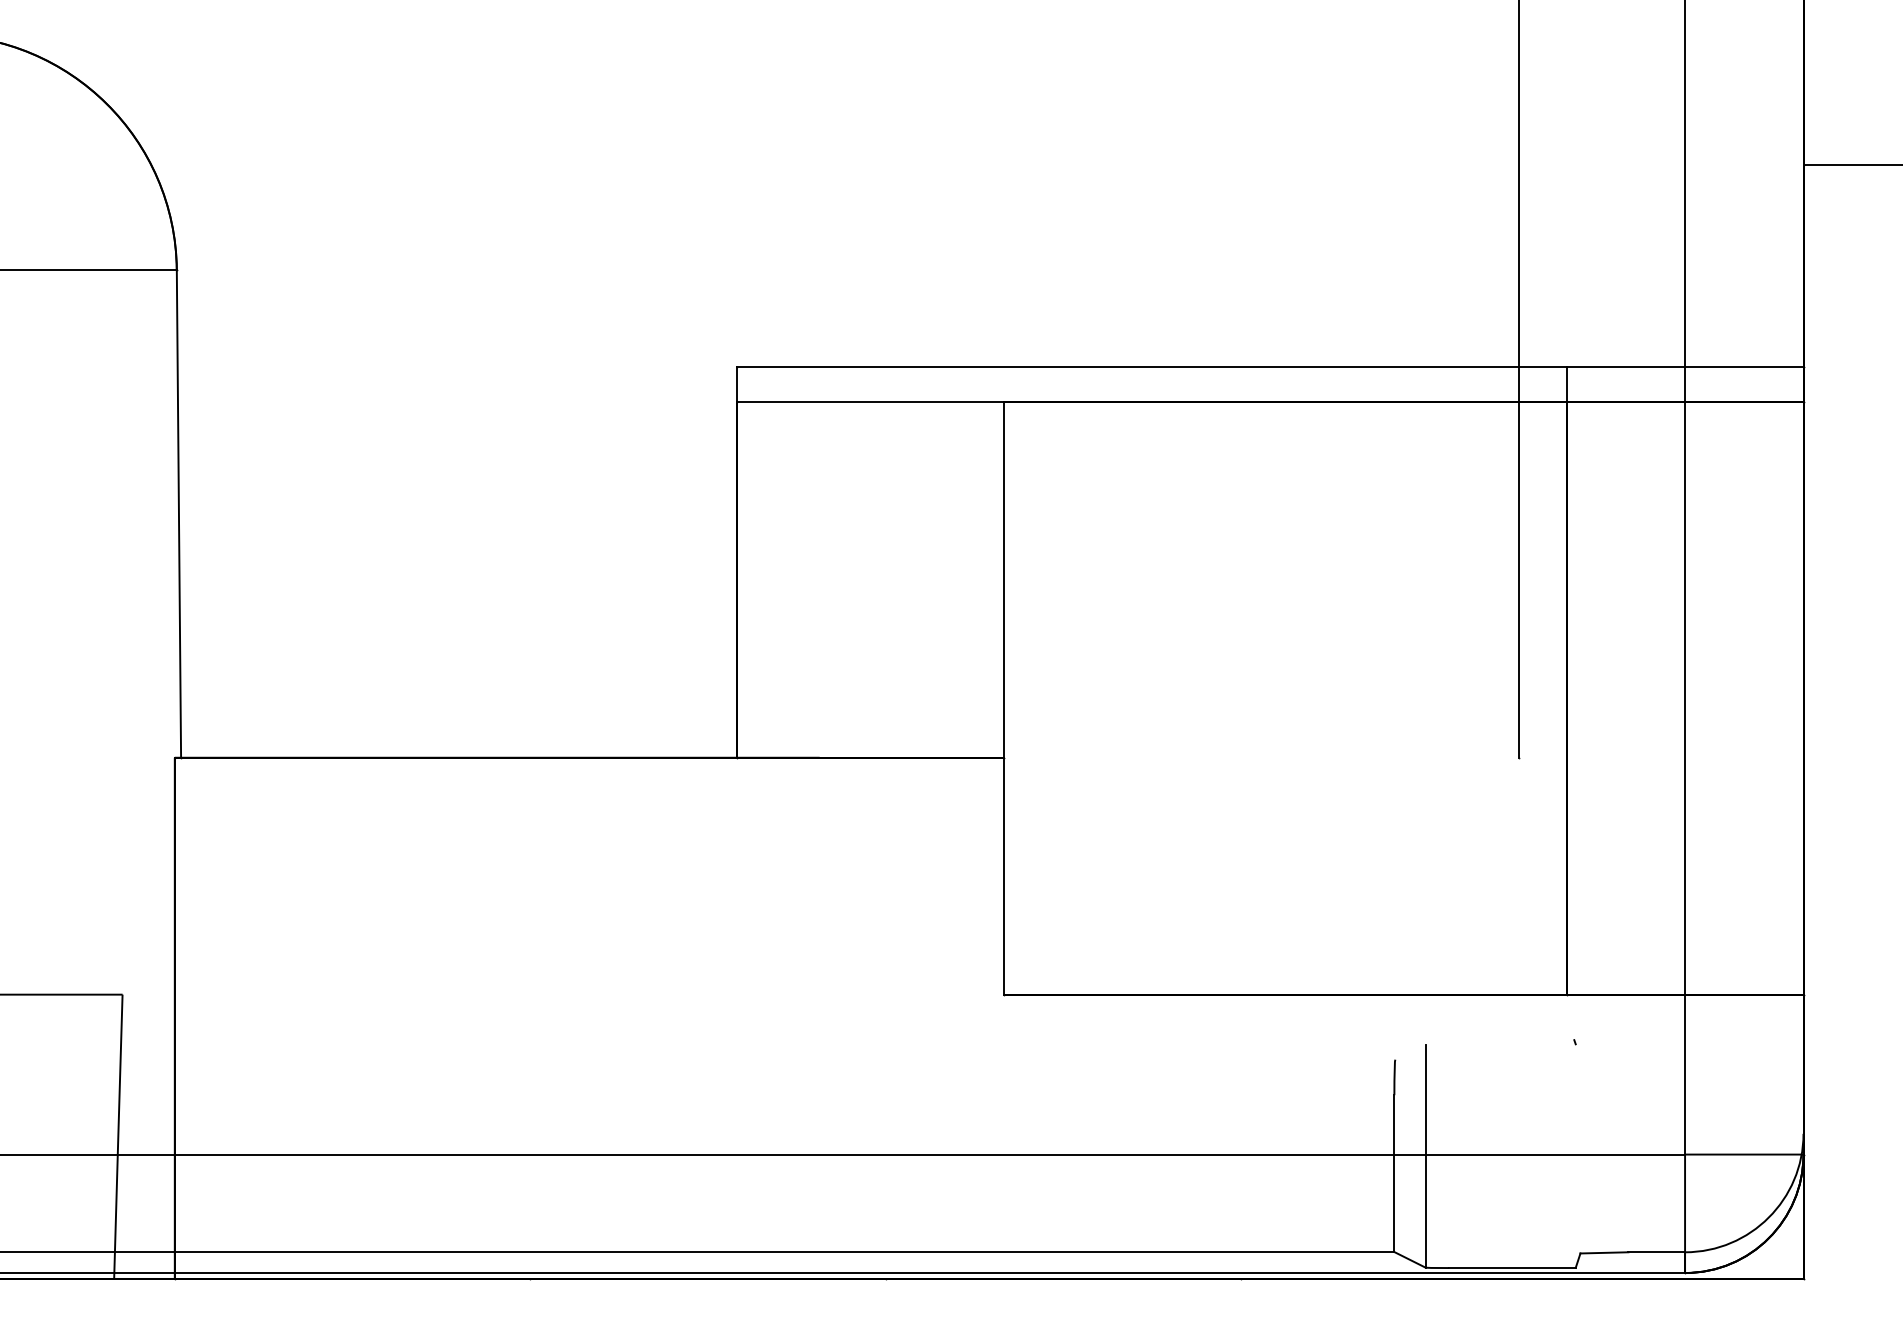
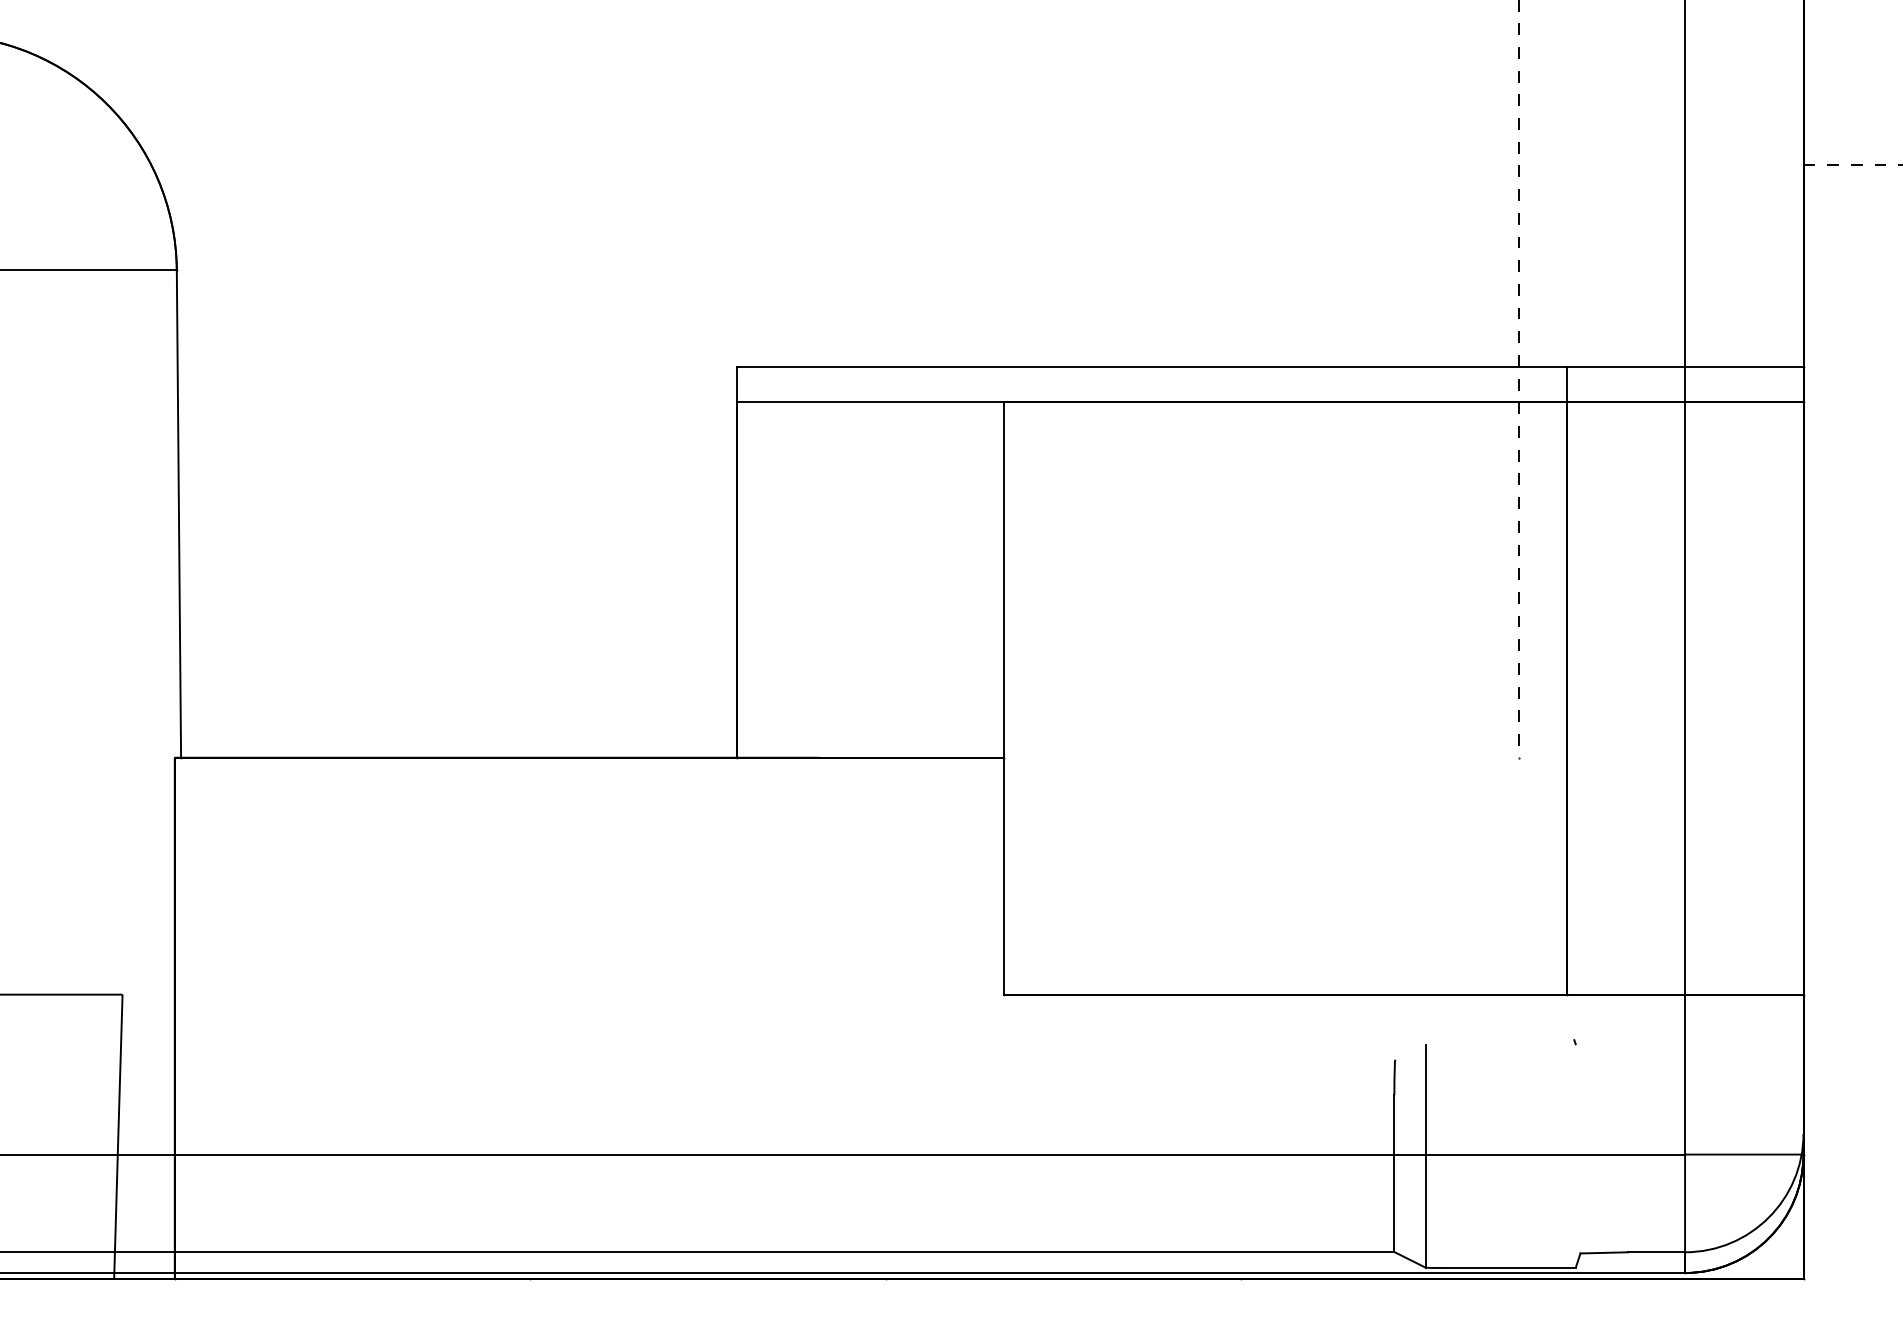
line: solid -> dashed (1853, 165)
line: solid -> dashed (1519, 378)
